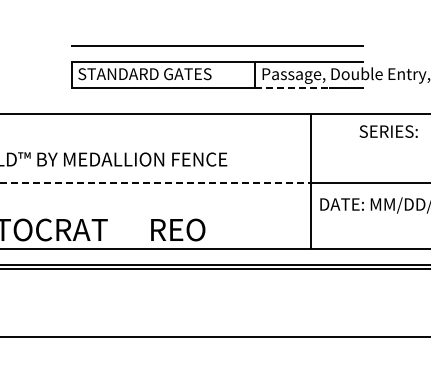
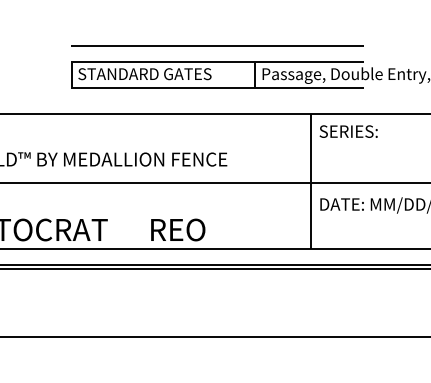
line: dashed -> solid (292, 87)
text position: (388, 131) -> (348, 131) (348, 131)
line: dashed -> solid (156, 182)
